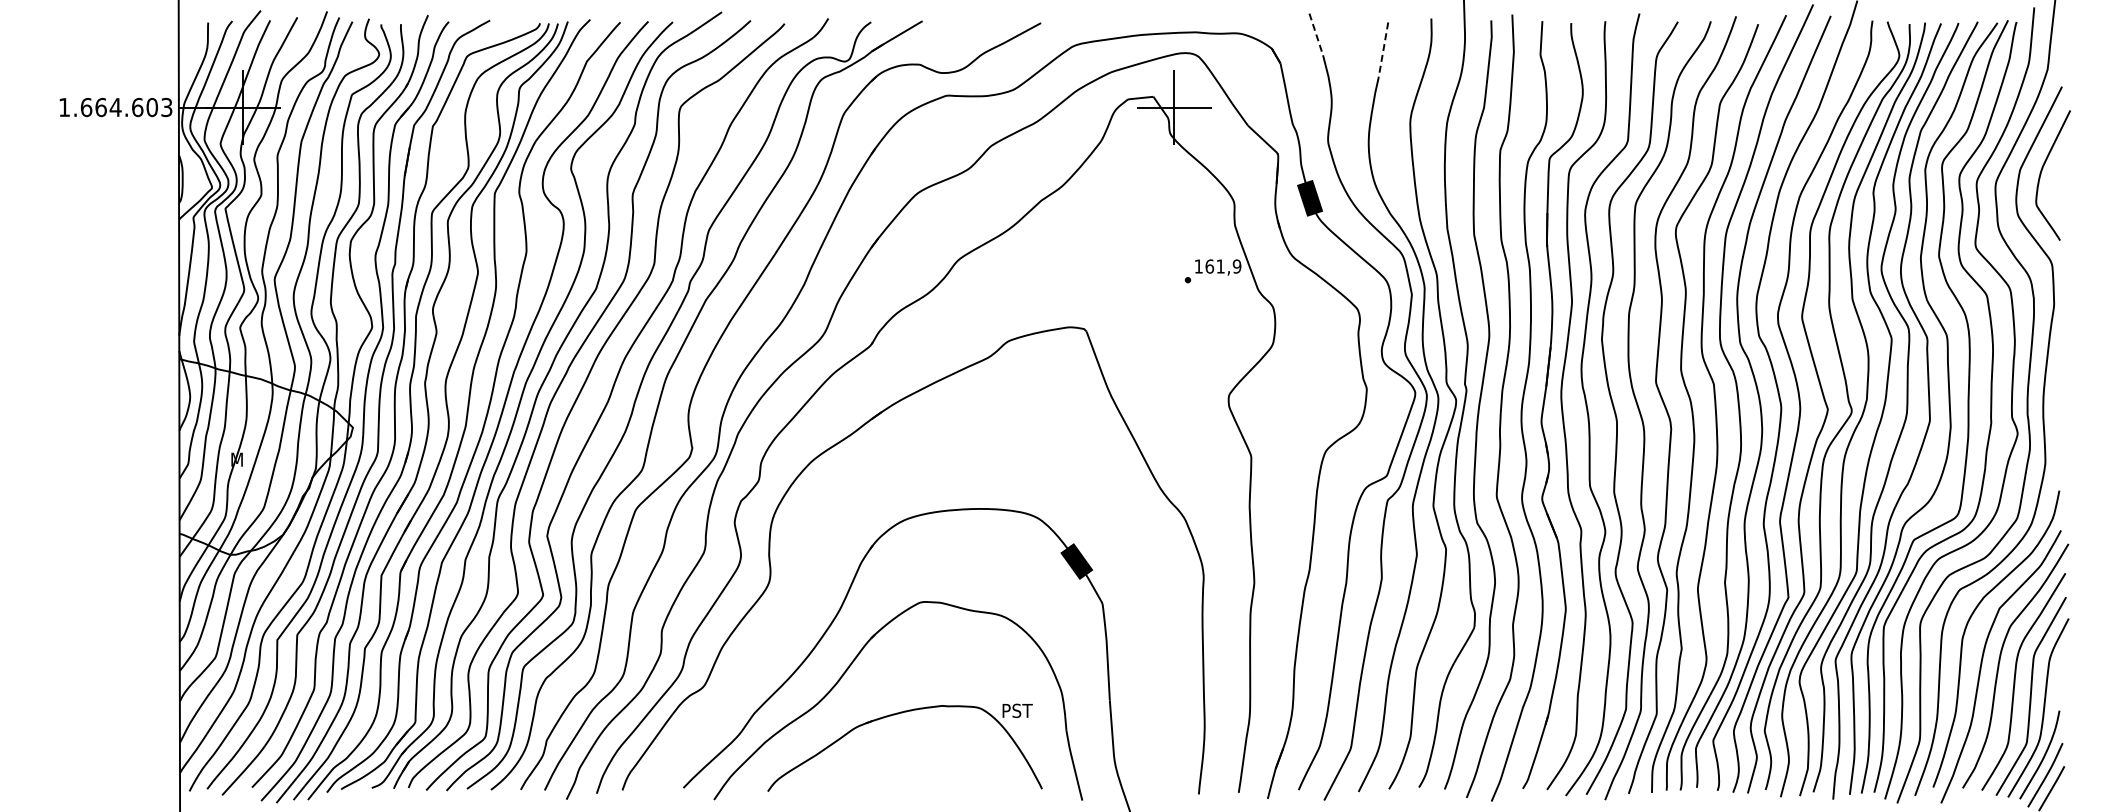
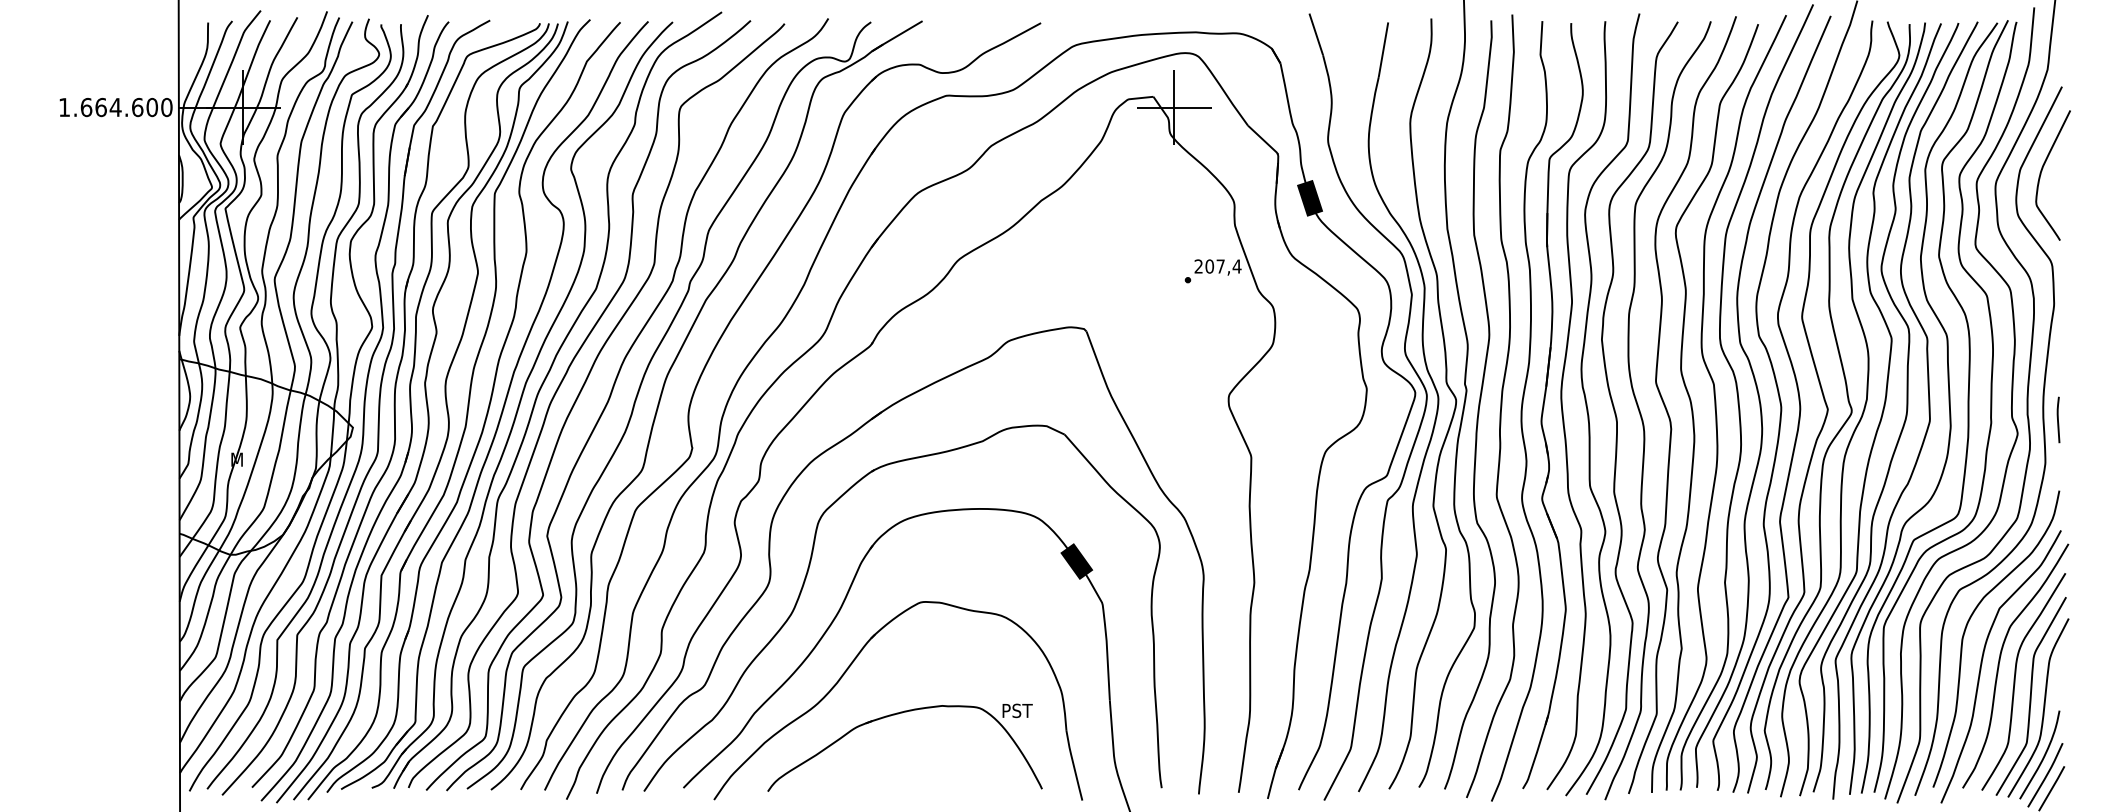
line: dashed -> solid (1316, 34)
line: dashed -> solid (1383, 49)
text: 1.664.603 -> 1.664.600 (166, 107)
text: 161,9 -> 207,4 (1217, 266)
curve: none -> present (2058, 419)
part: none -> present (807, 575)
